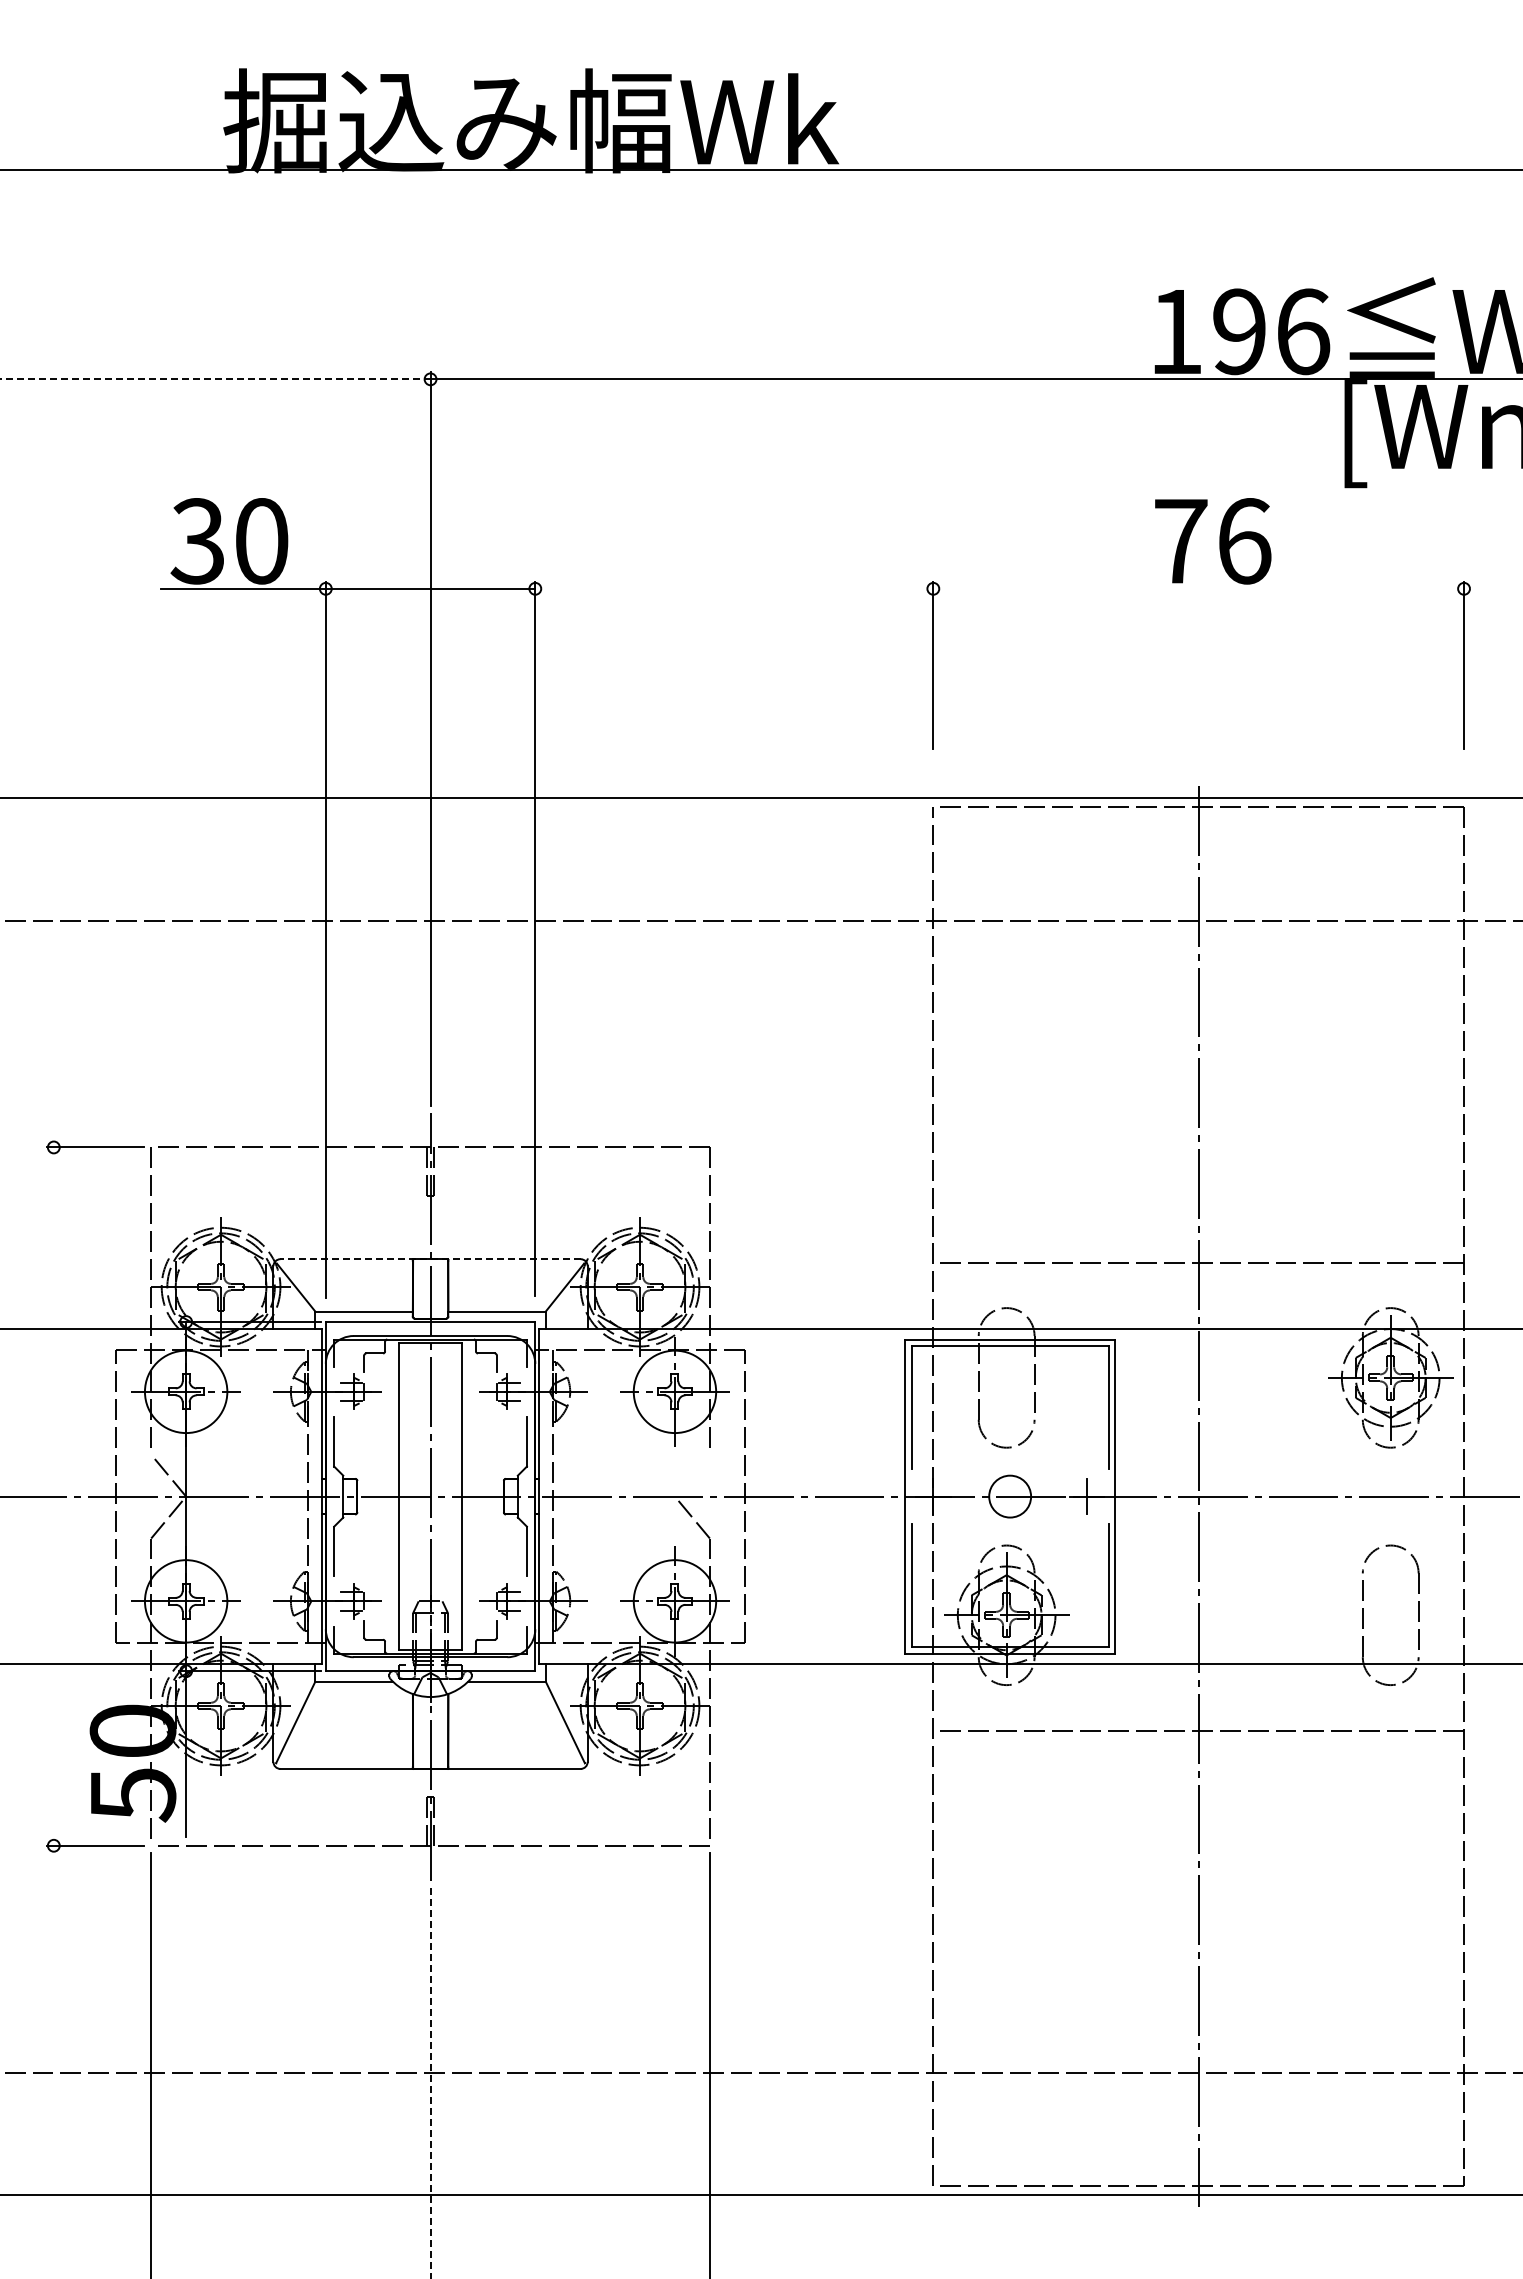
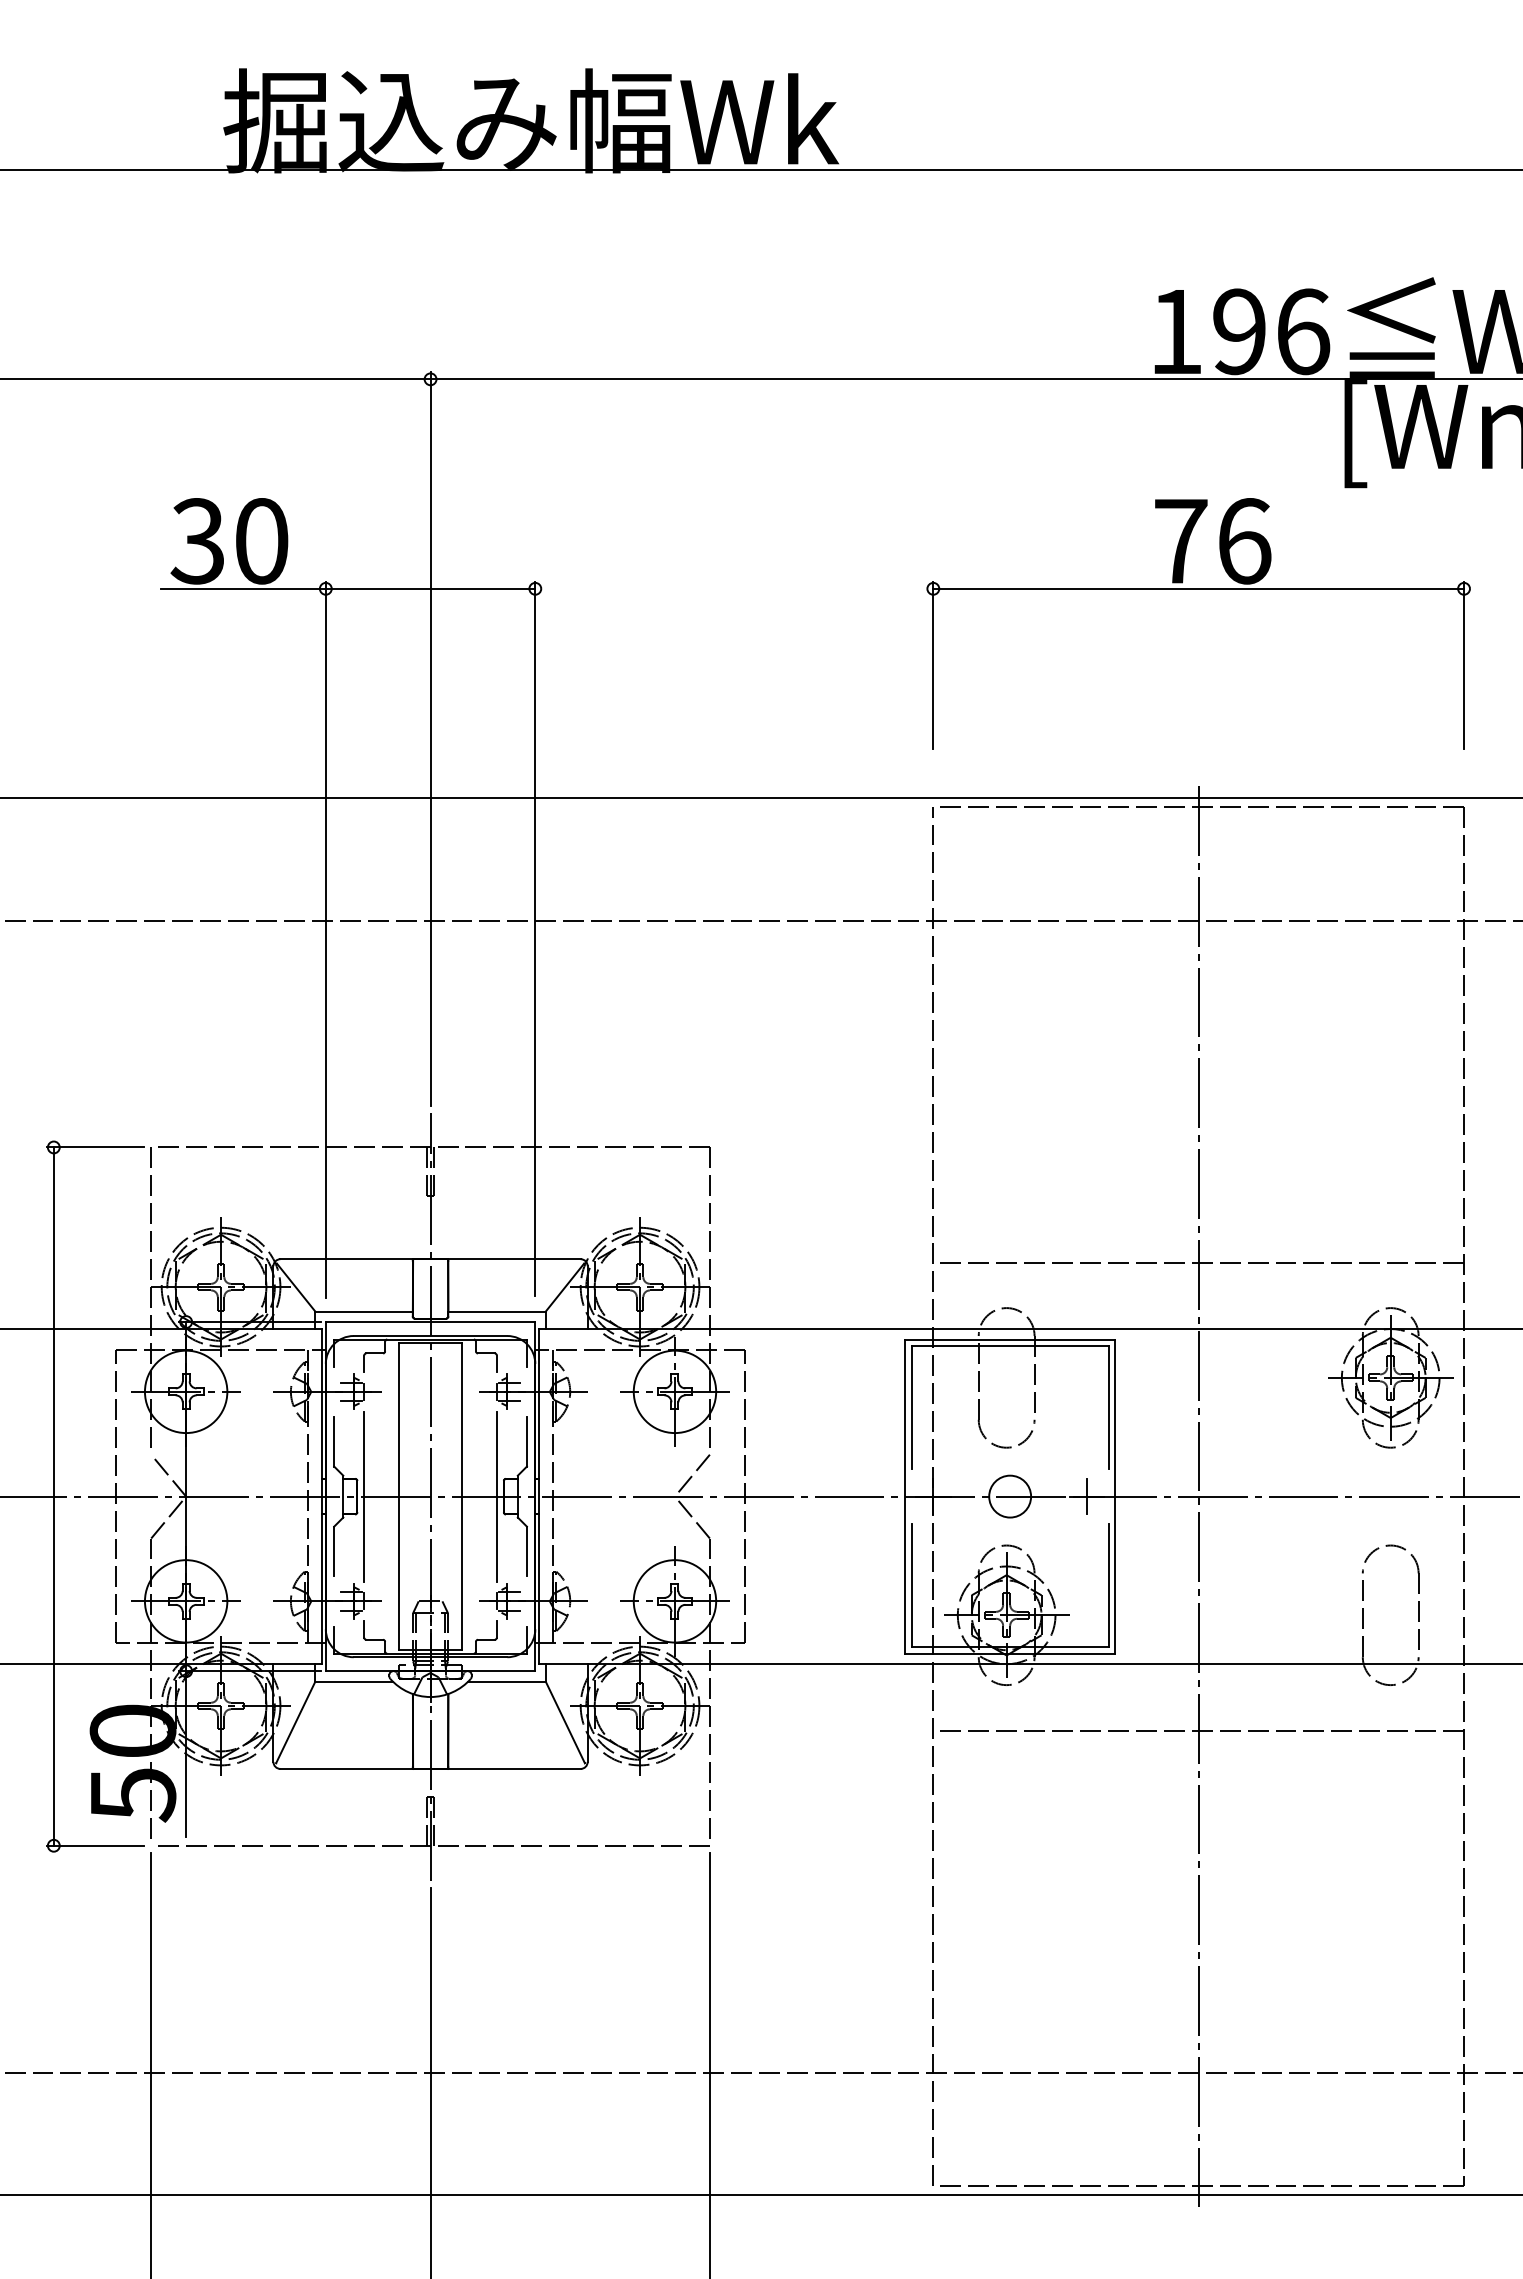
line: dashed -> solid (215, 379)
line: none -> present (1198, 588)
line: dashed -> solid (430, 1259)
line: none -> present (691, 1475)
line: none -> present (53, 1496)
line: none -> present (364, 1496)
line: none -> present (496, 1496)
line: dashed -> solid (430, 2083)
